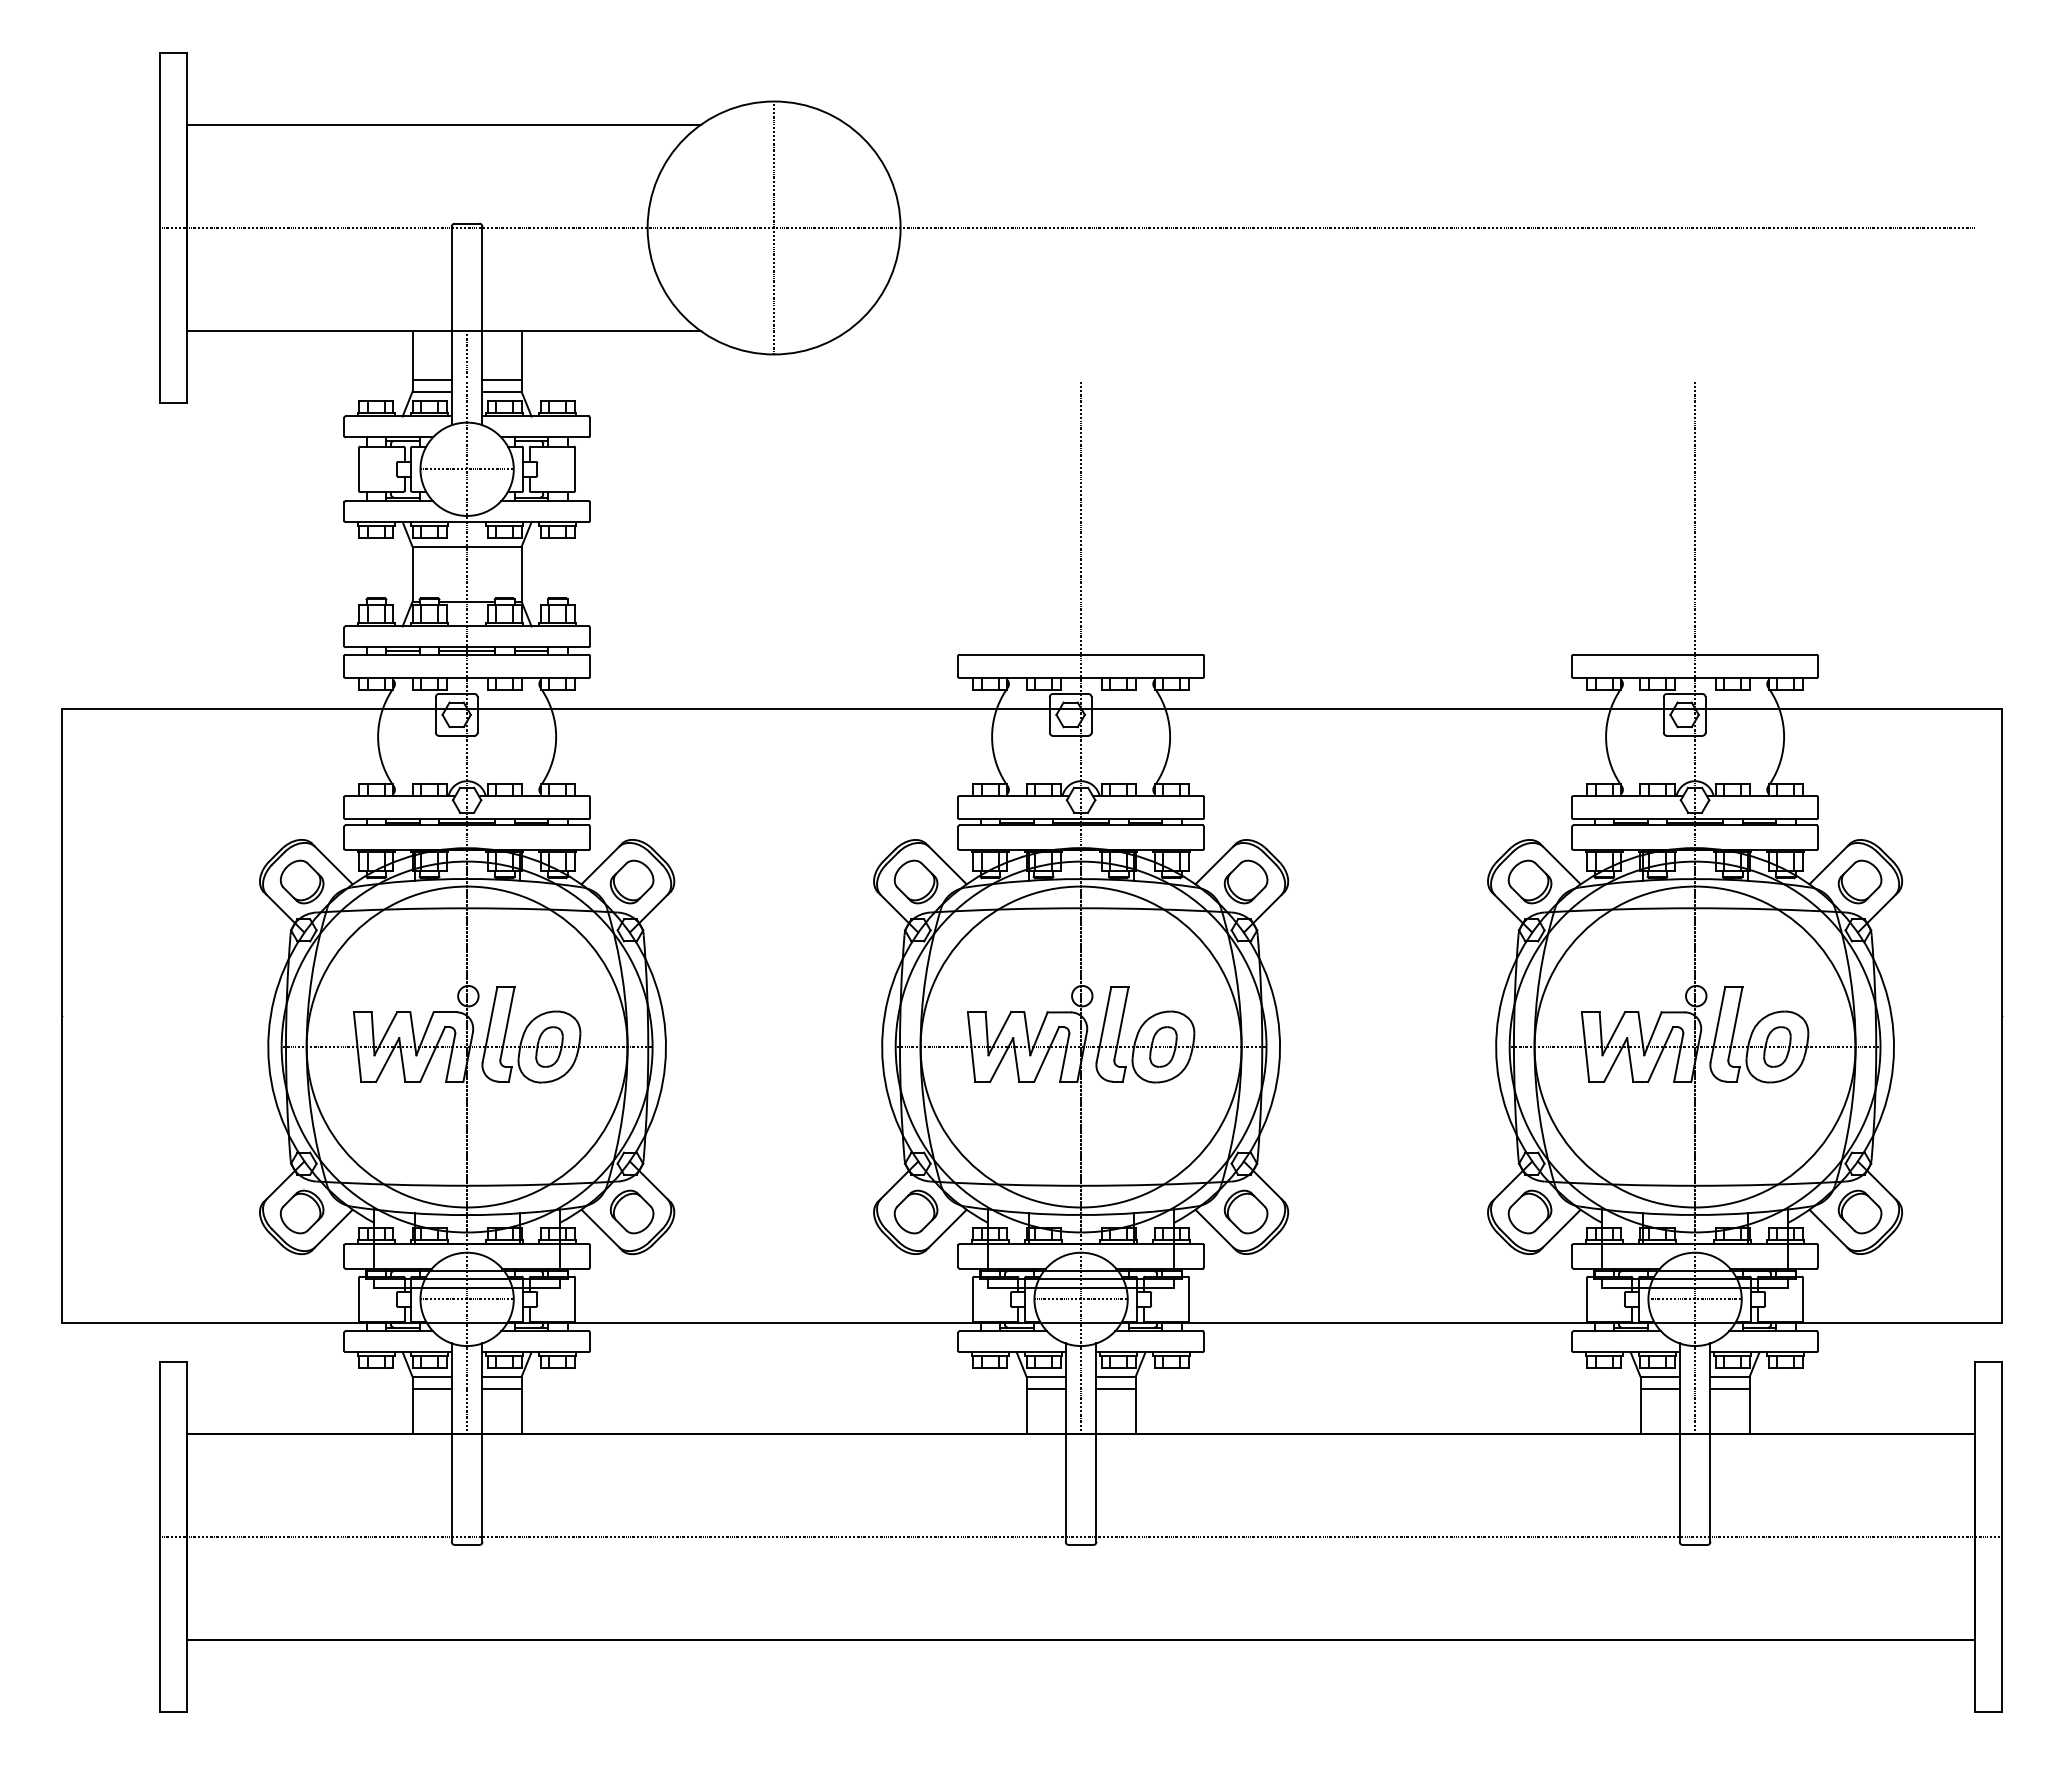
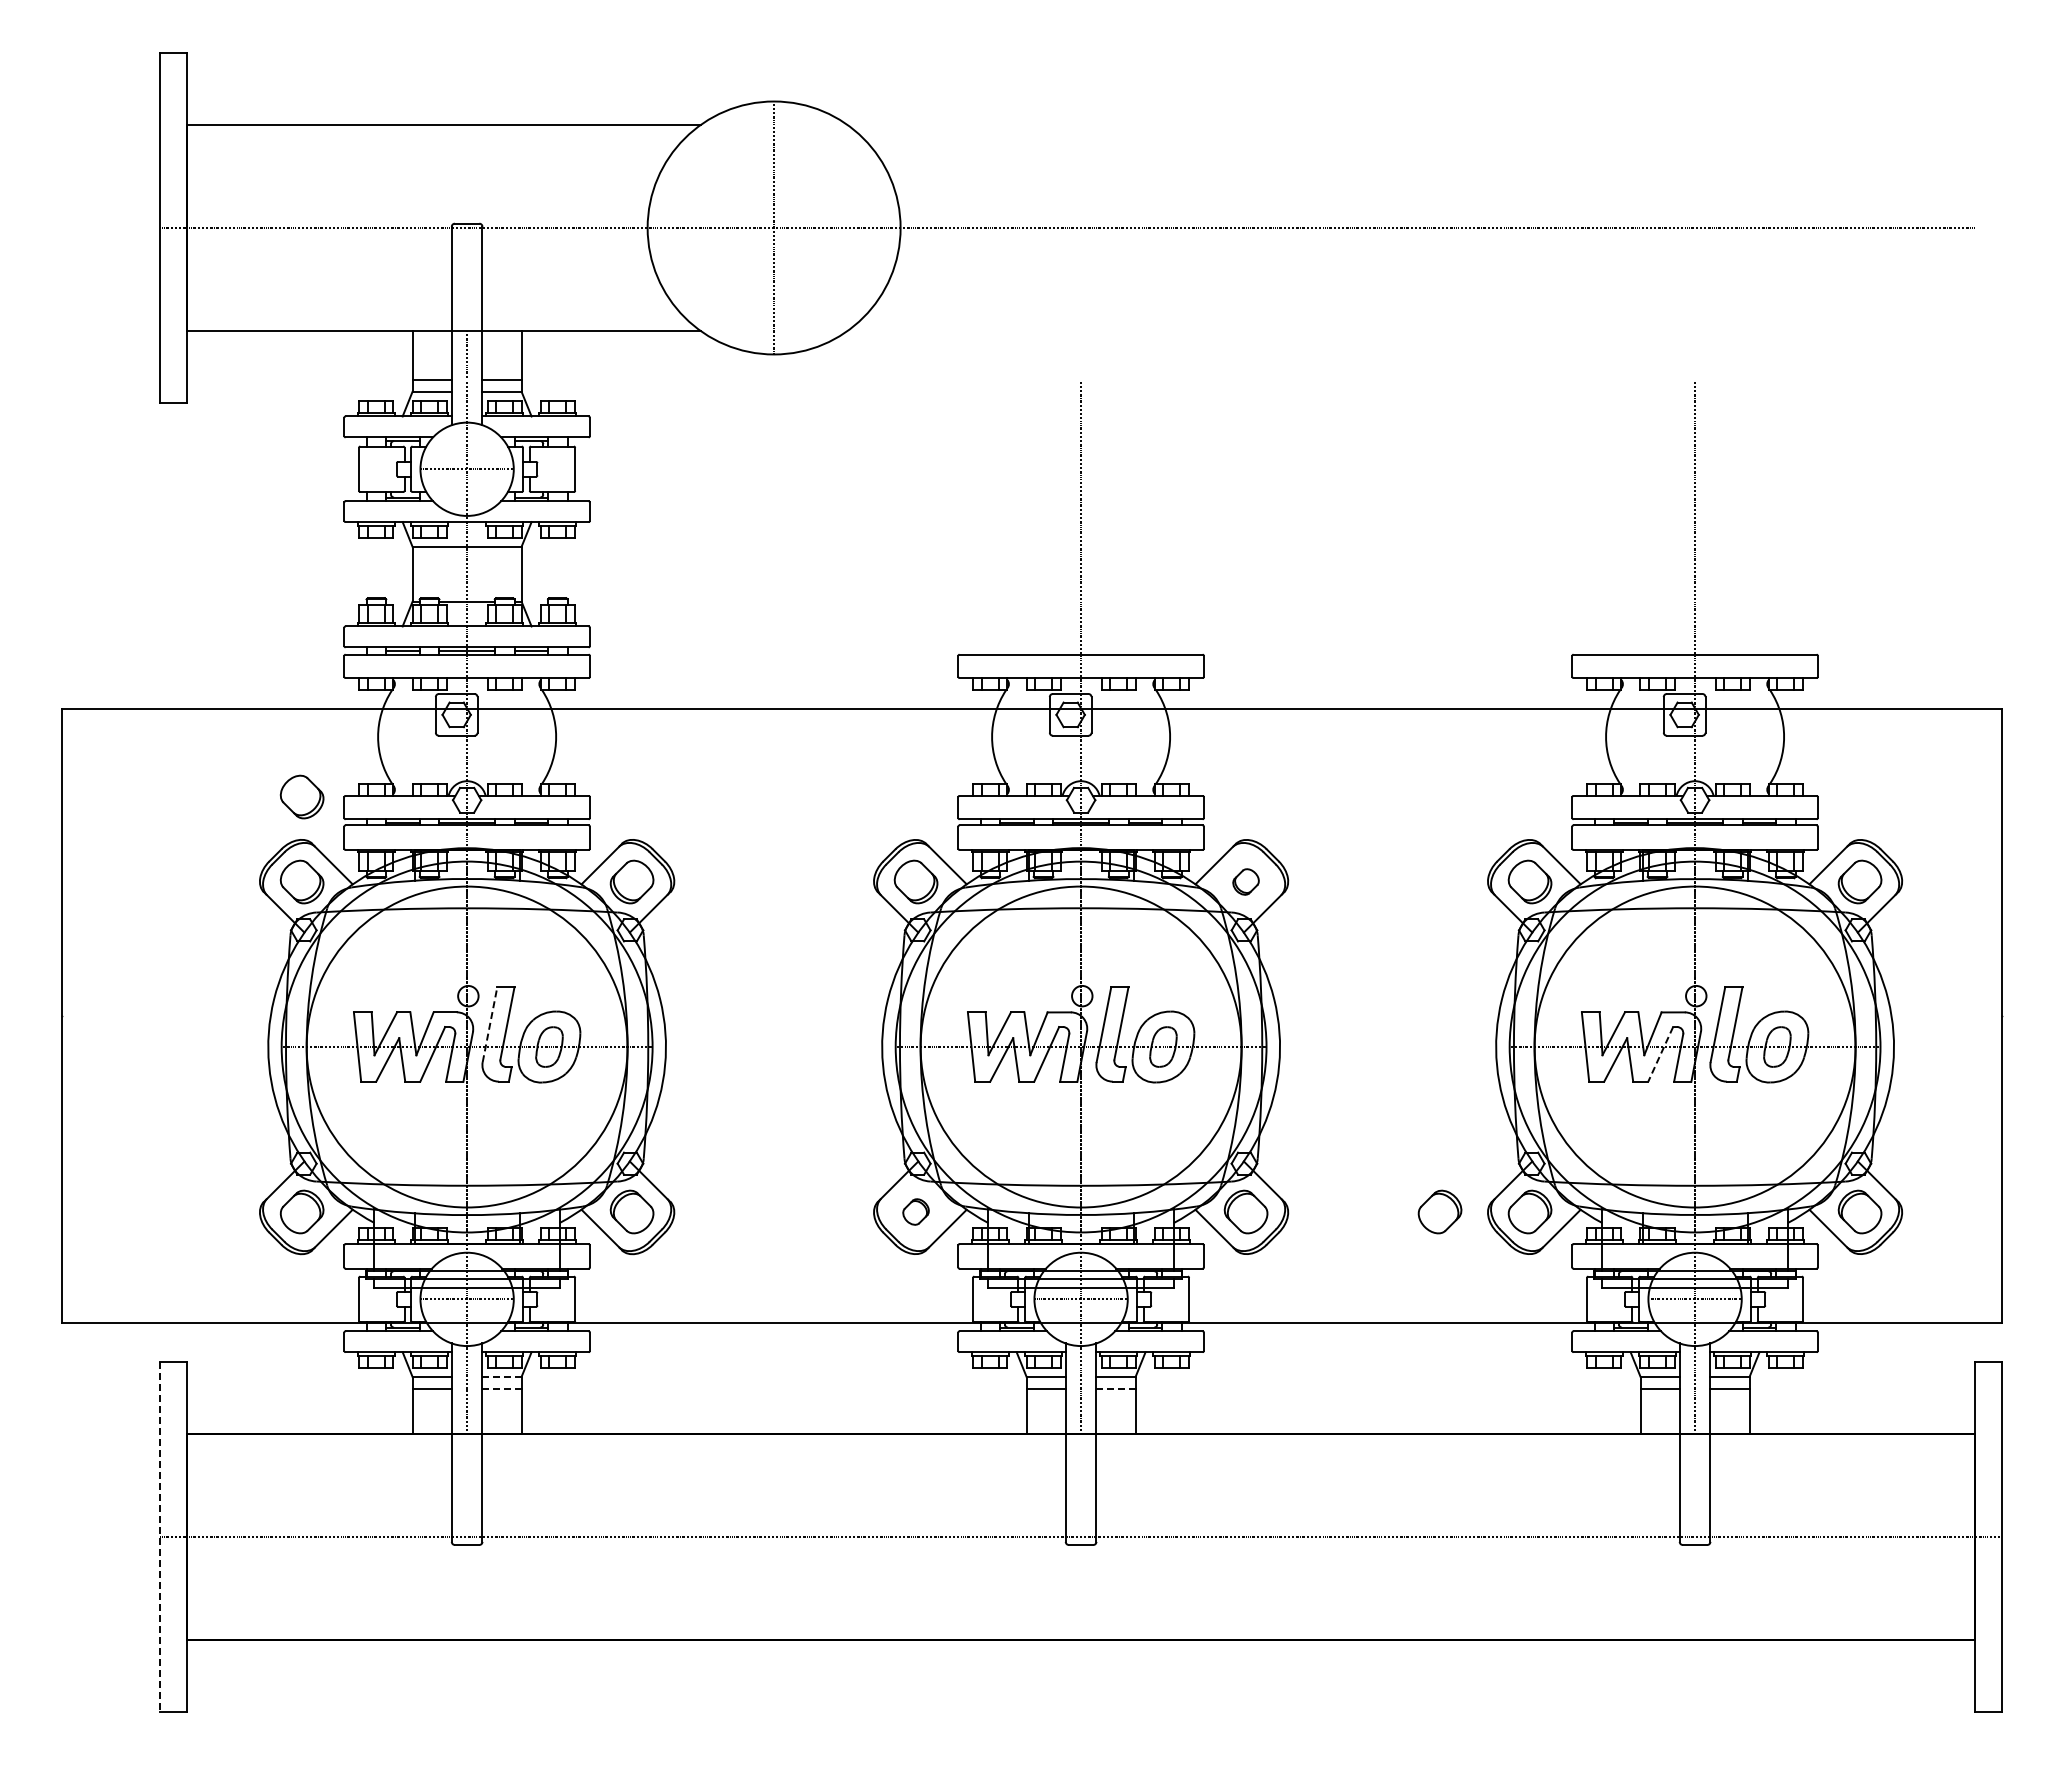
part: none -> present (301, 796)
part size: 46x46 px -> 28x28 px (1245, 881)
line: solid -> dashed (490, 1024)
line: solid -> dashed (1660, 1054)
part size: 46x46 px -> 28x28 px (915, 1211)
part: none -> present (1439, 1211)
line: solid -> dashed (502, 1376)
line: solid -> dashed (502, 1389)
line: solid -> dashed (1116, 1389)
line: solid -> dashed (160, 1536)
